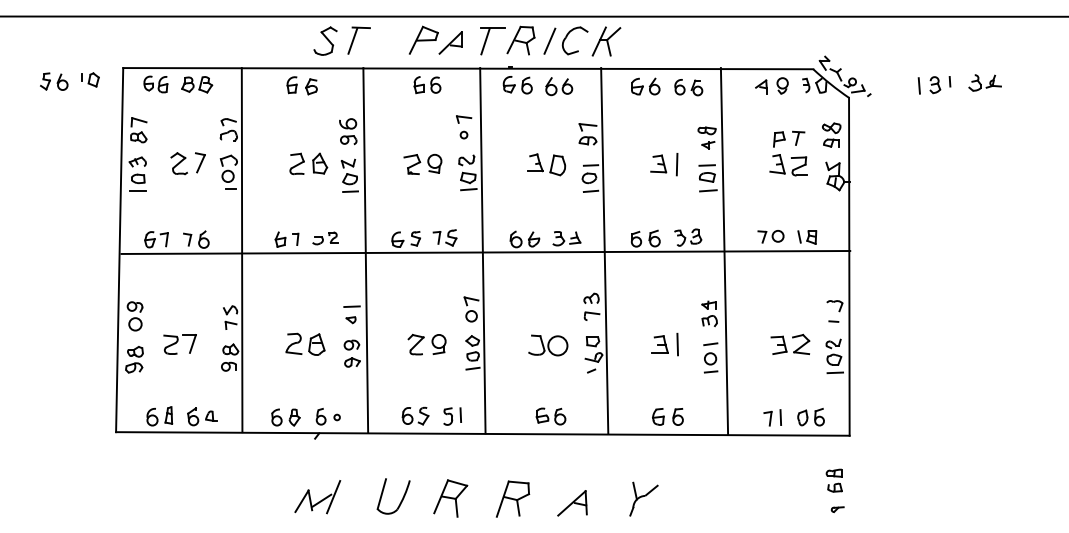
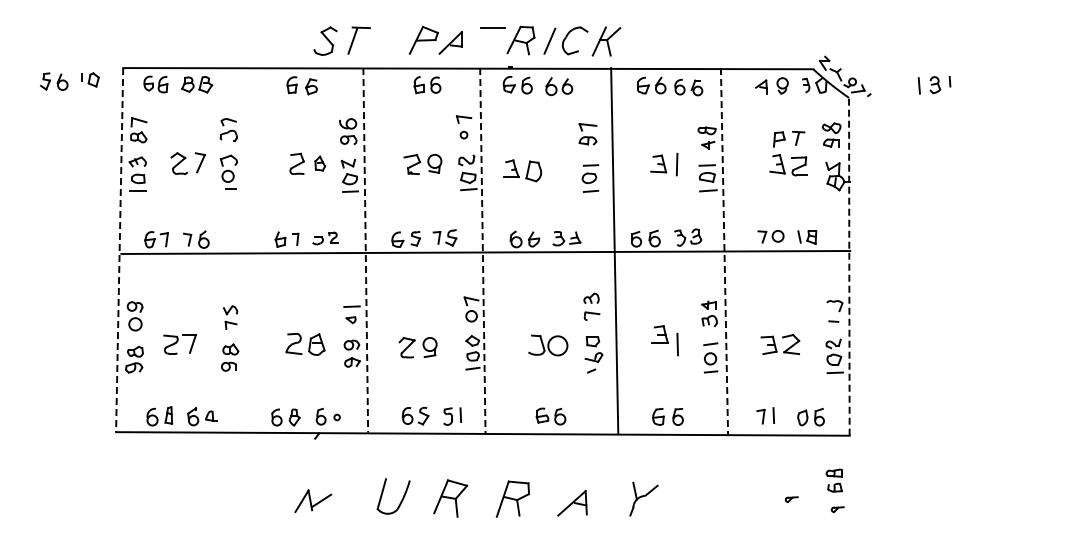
line: present -> none (533, 16)
line: present -> none (485, 41)
part: present -> none (984, 82)
part position: (645, 86) -> (651, 85) (651, 85)
part size: 17x23 px -> 13x17 px (320, 163)
part position: (546, 164) -> (522, 170) (522, 170)
line: solid -> dashed (119, 250)
line: present -> none (241, 250)
line: solid -> dashed (365, 250)
line: solid -> dashed (482, 250)
line position: (604, 250) -> (614, 250) (614, 250)
line: solid -> dashed (724, 251)
line: solid -> dashed (849, 266)
part position: (790, 343) -> (780, 343) (780, 343)
part position: (426, 344) -> (417, 347) (417, 347)
part position: (659, 344) -> (659, 334) (659, 334)
part position: (772, 417) -> (765, 415) (765, 415)
line: present -> none (333, 497)
part: none -> present (791, 499)
